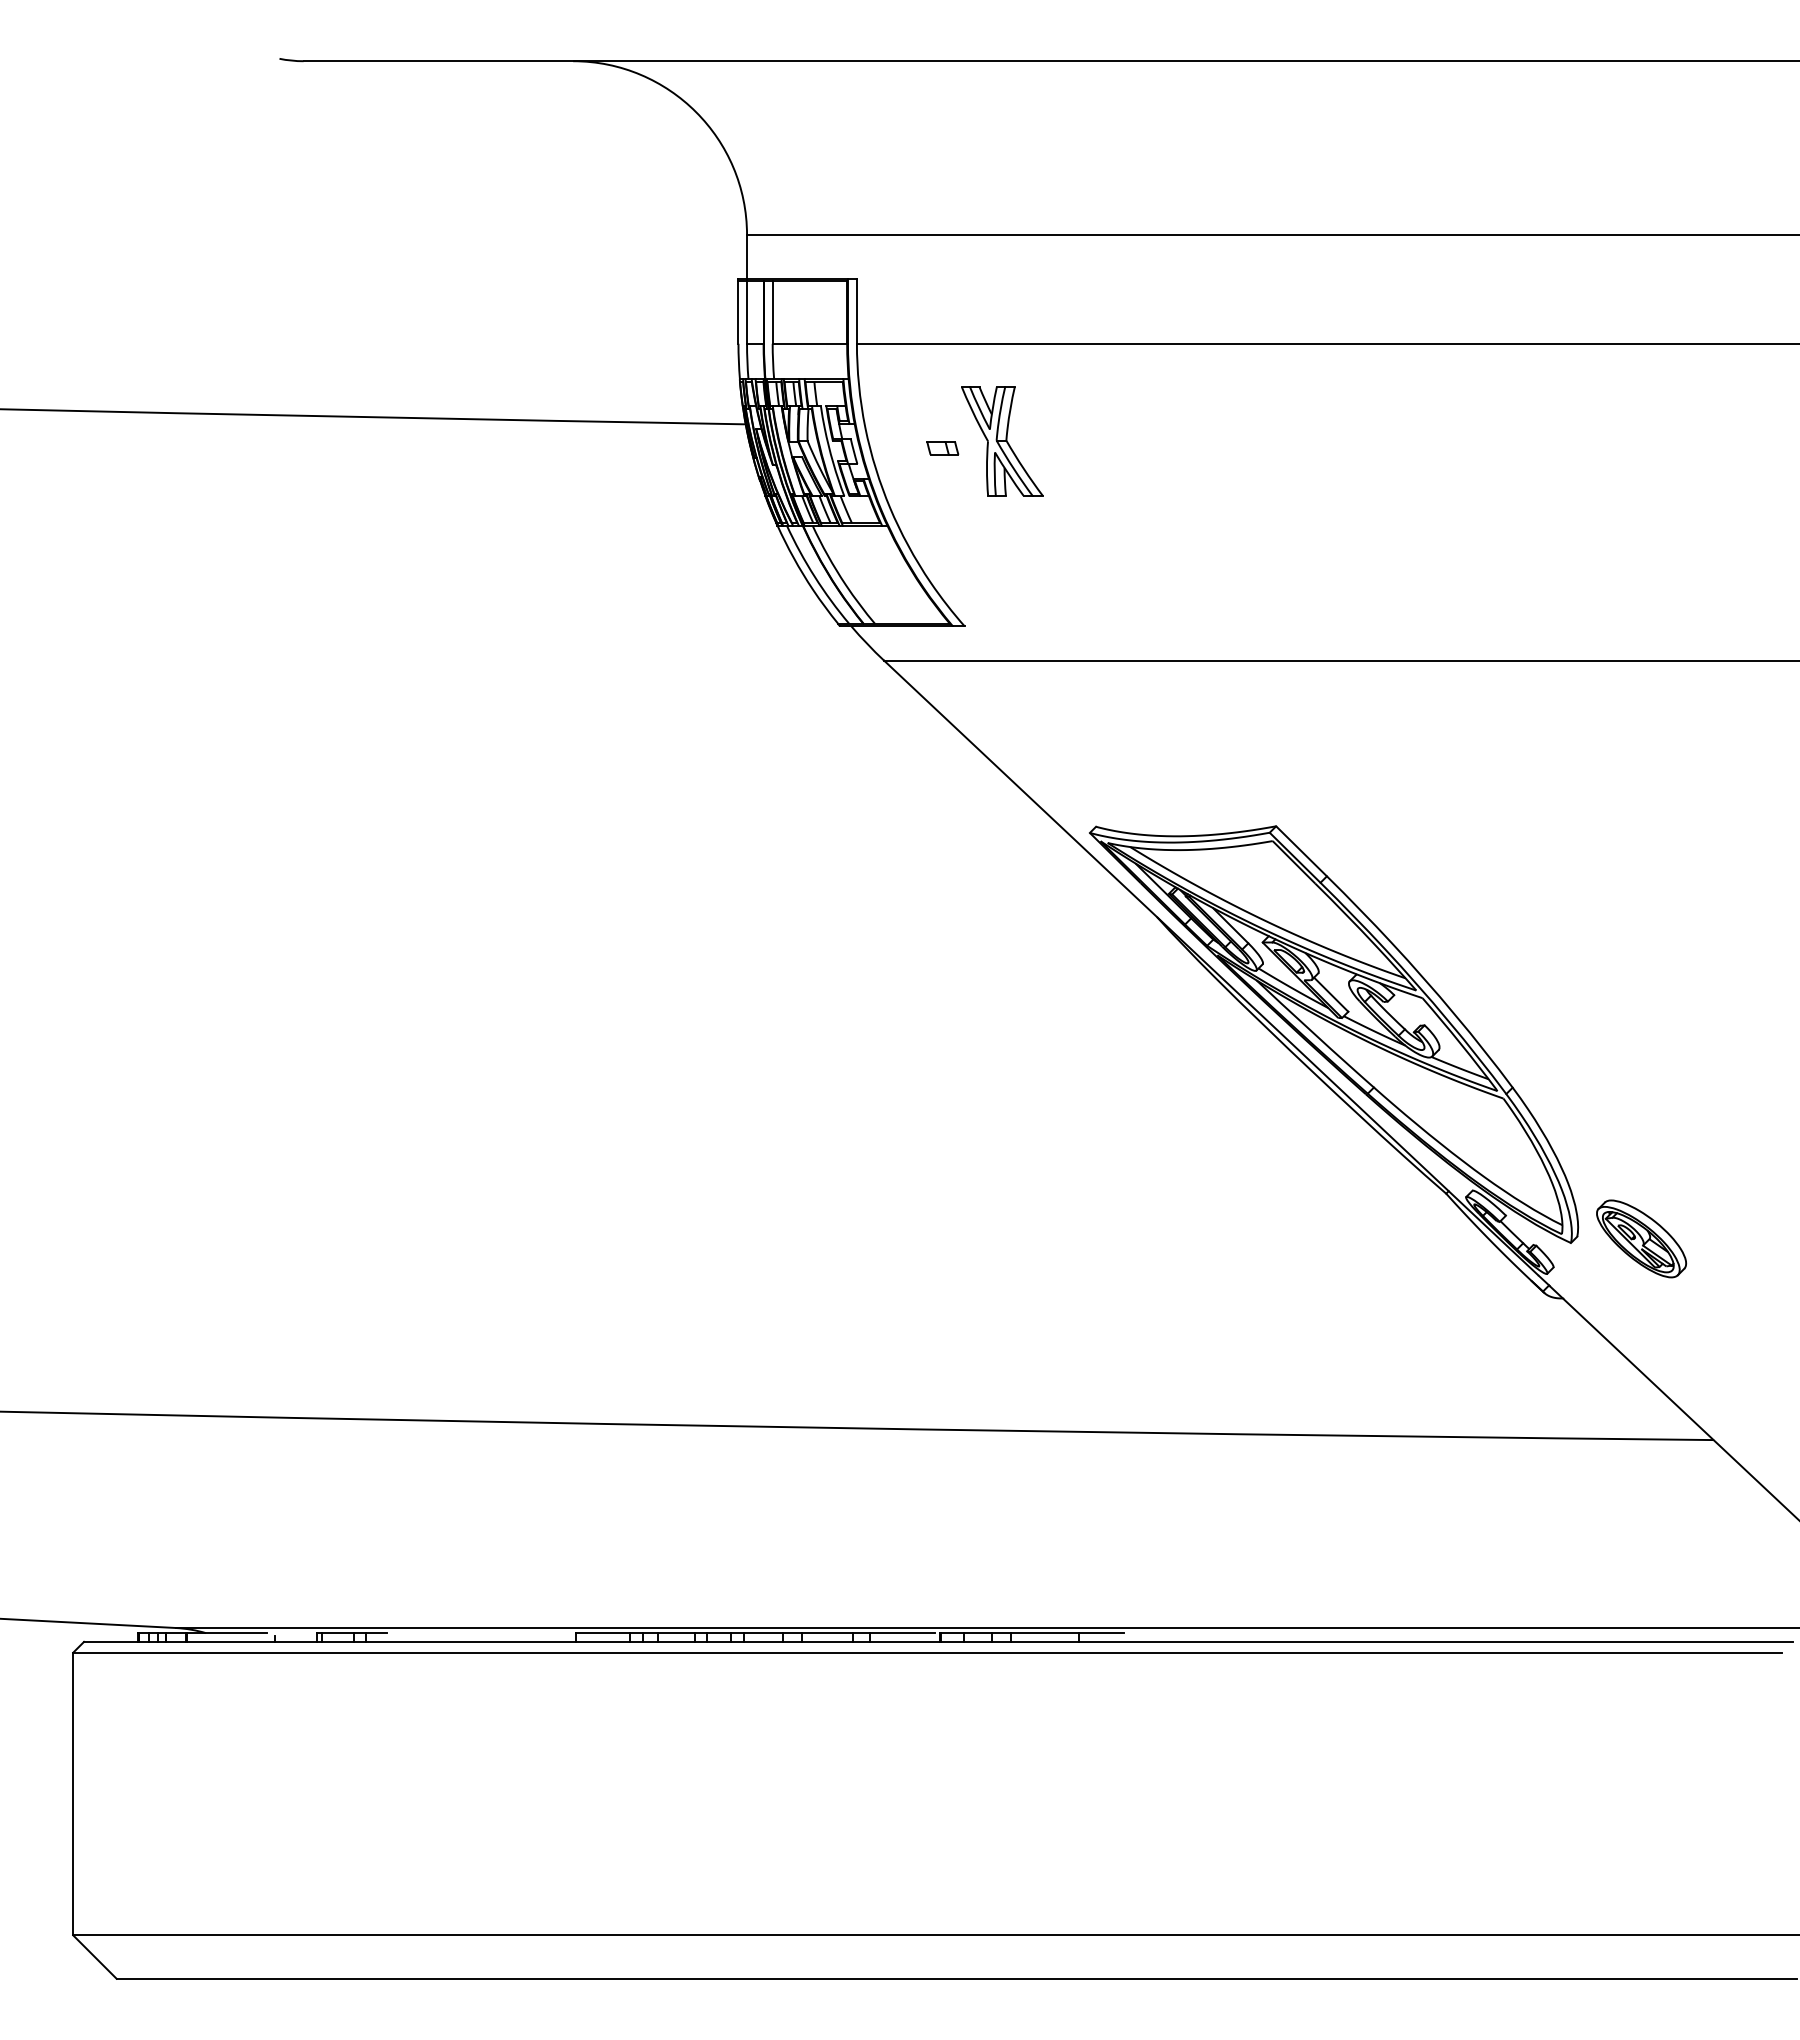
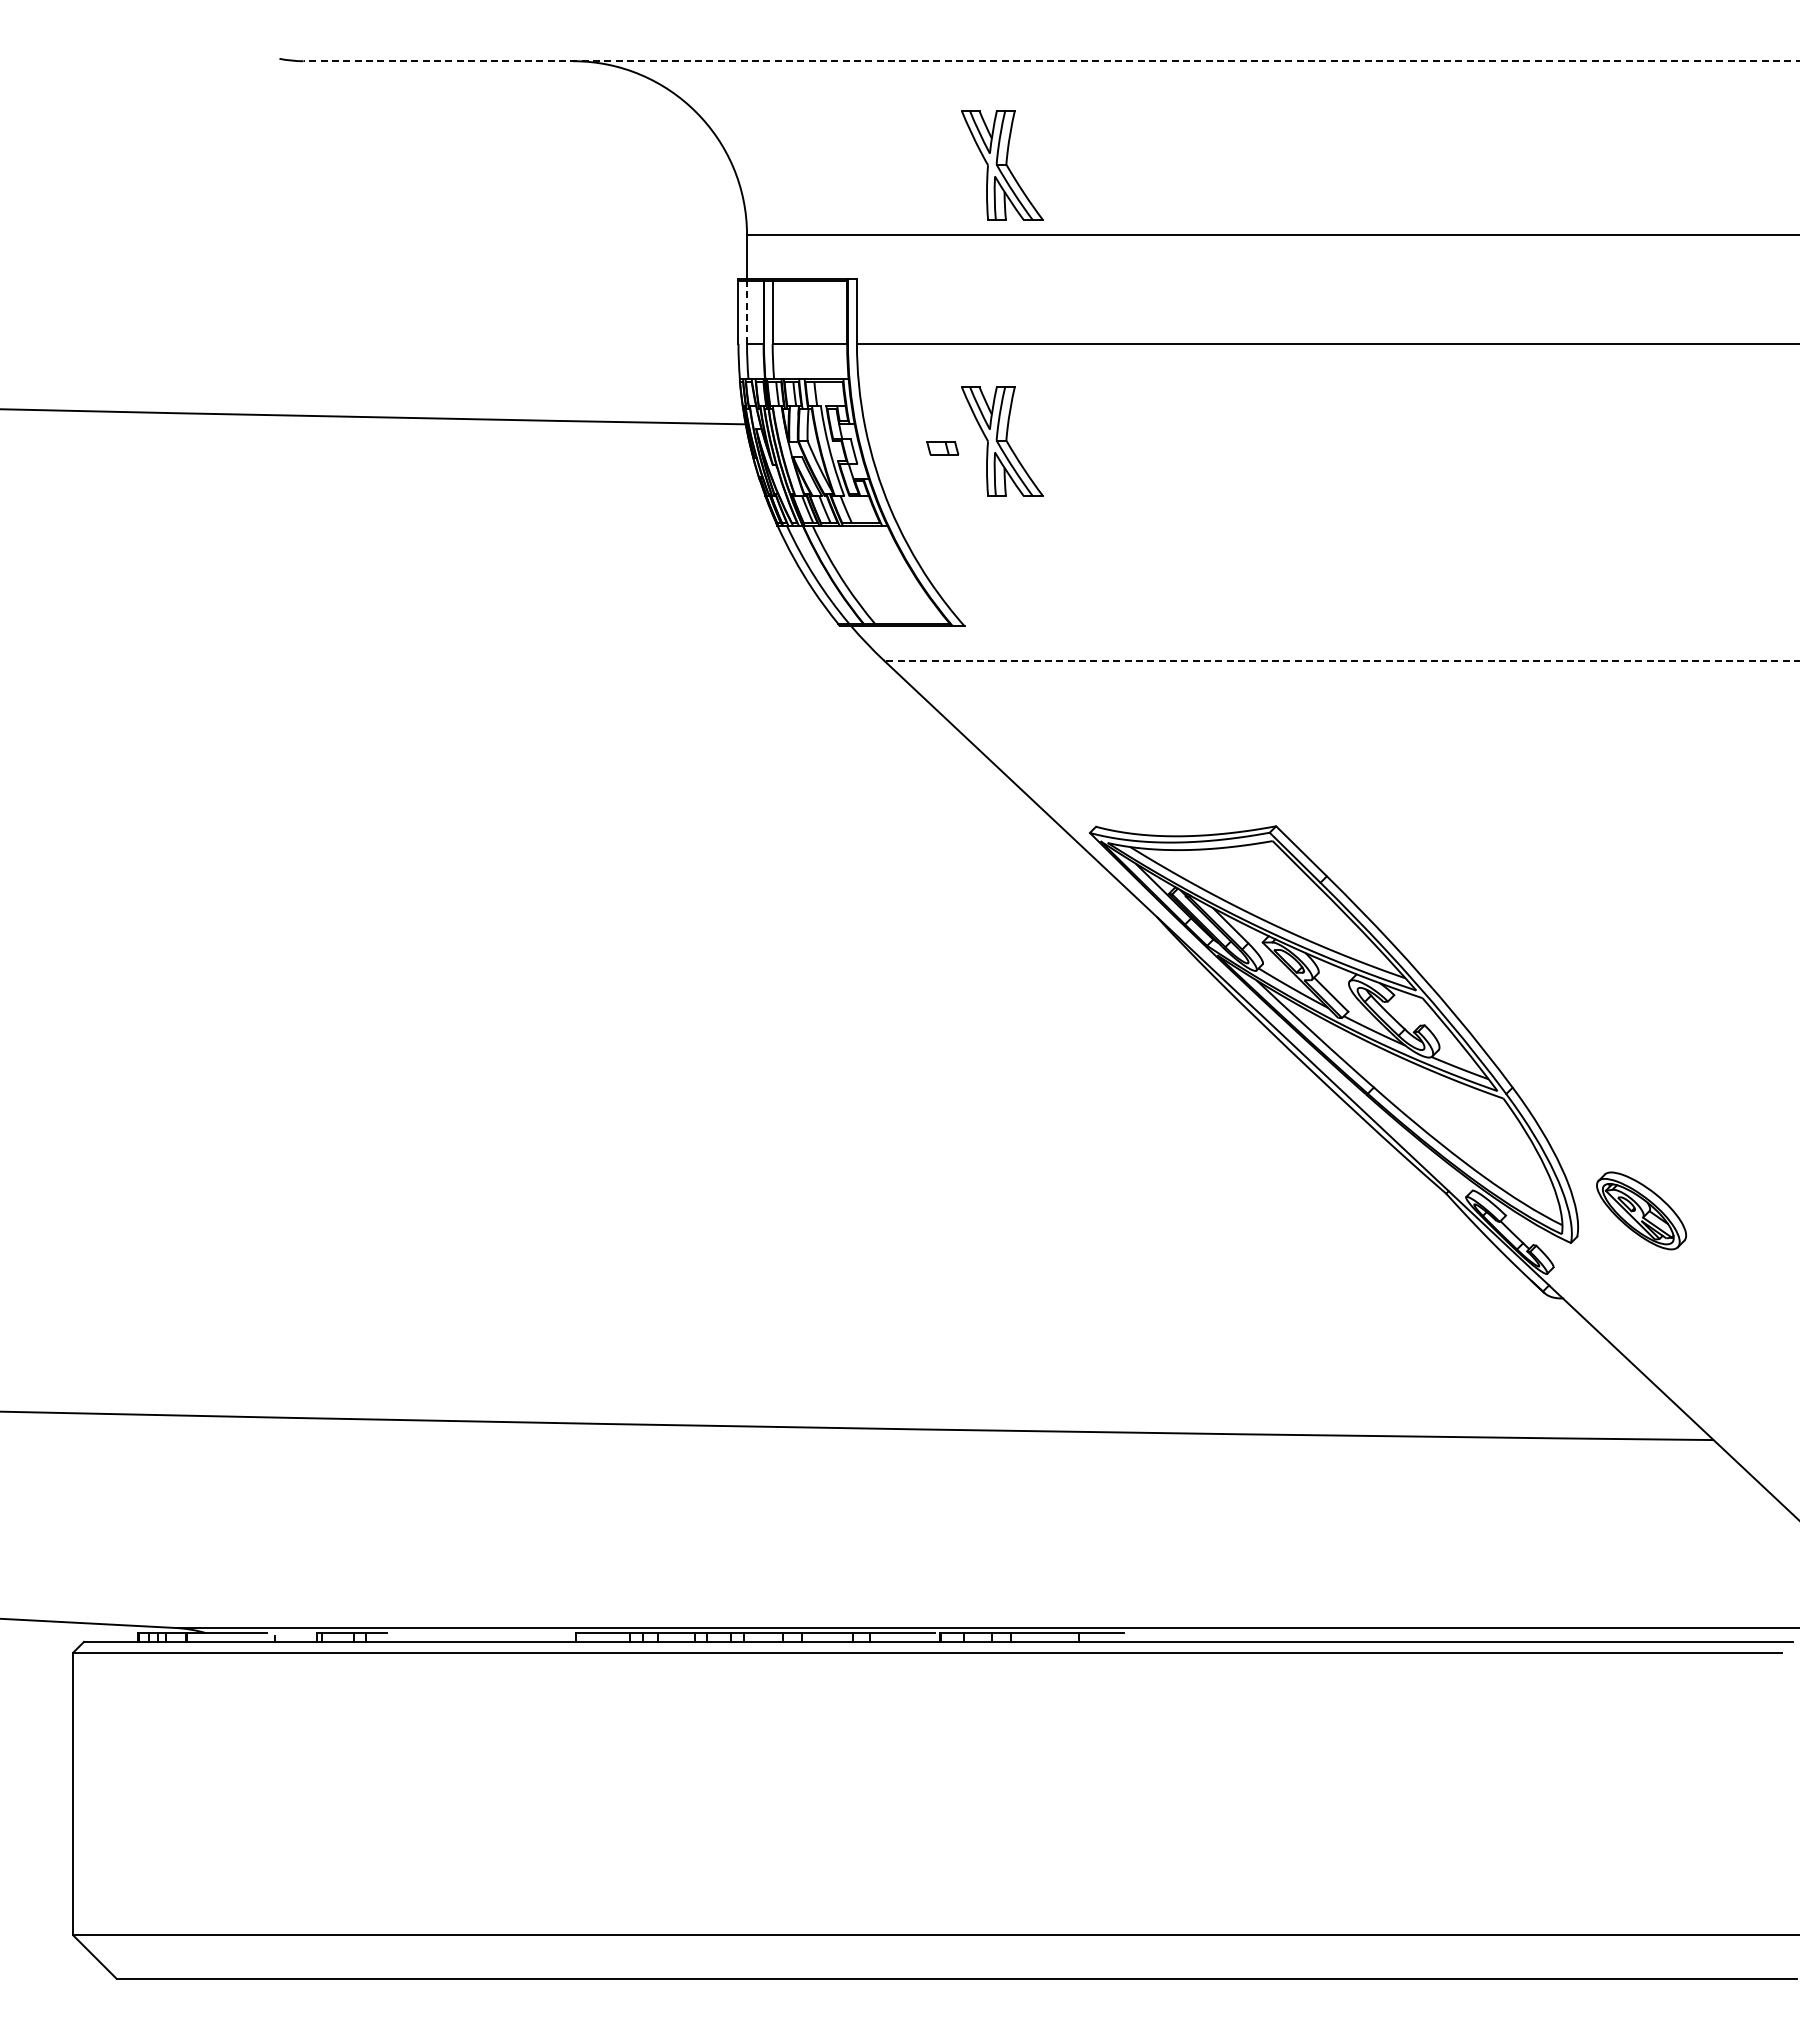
line: solid -> dashed (1051, 61)
part: none -> present (1002, 165)
line: solid -> dashed (747, 311)
line: solid -> dashed (1341, 660)
part position: (1641, 1238) -> (1641, 1210) (1641, 1210)
